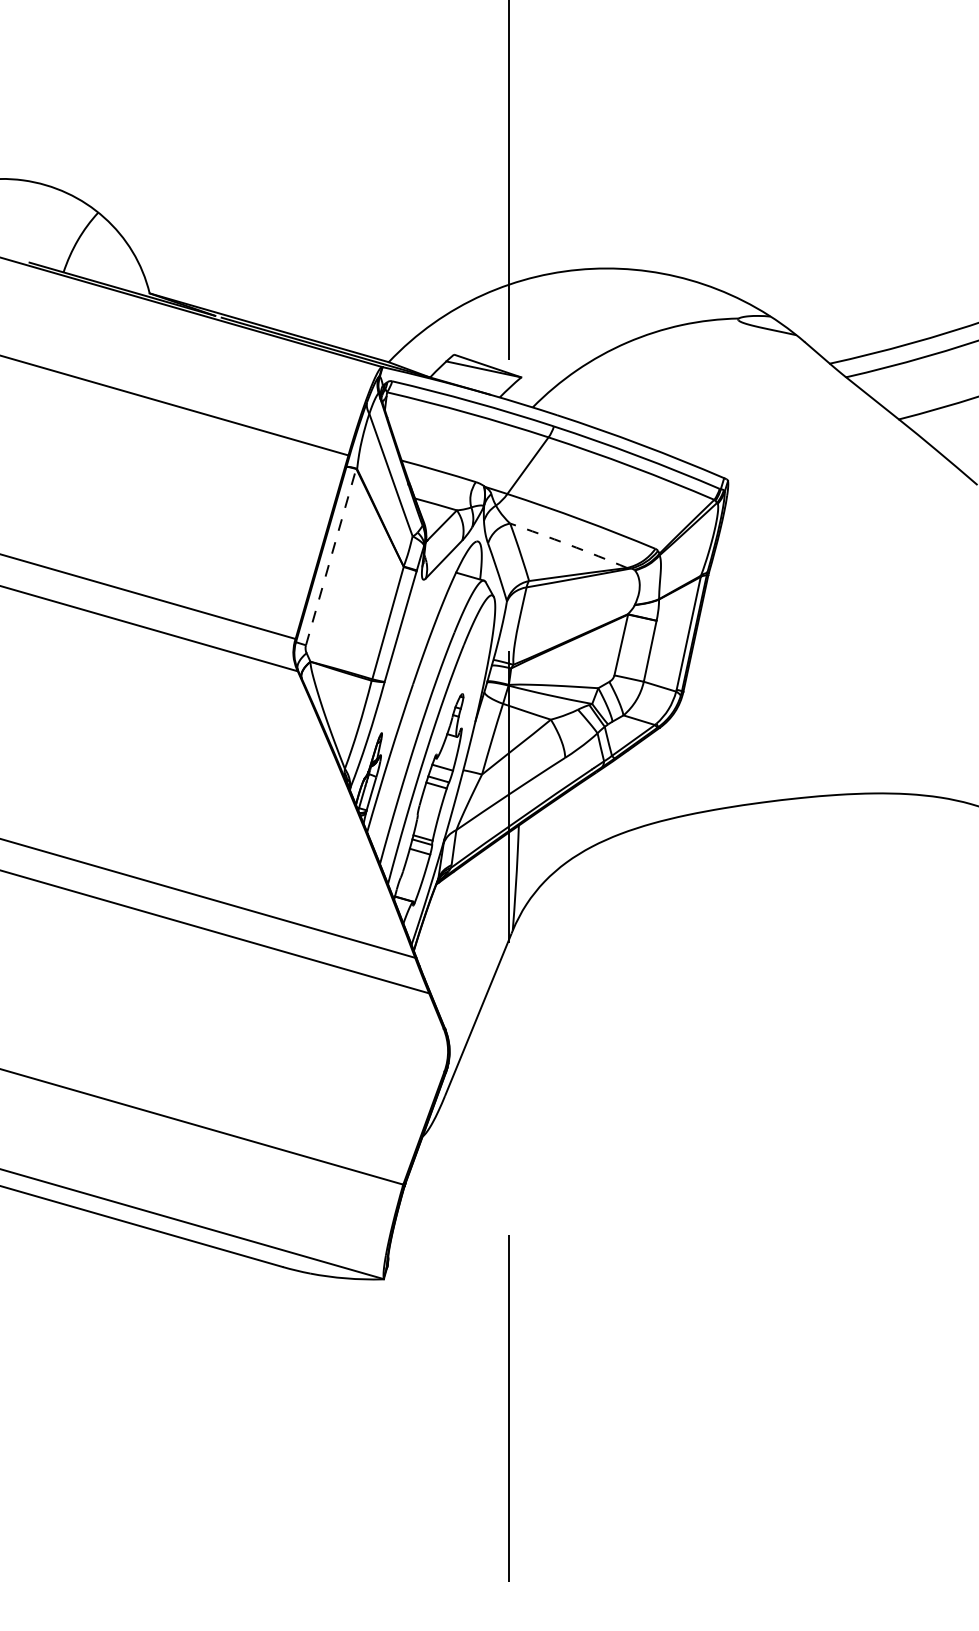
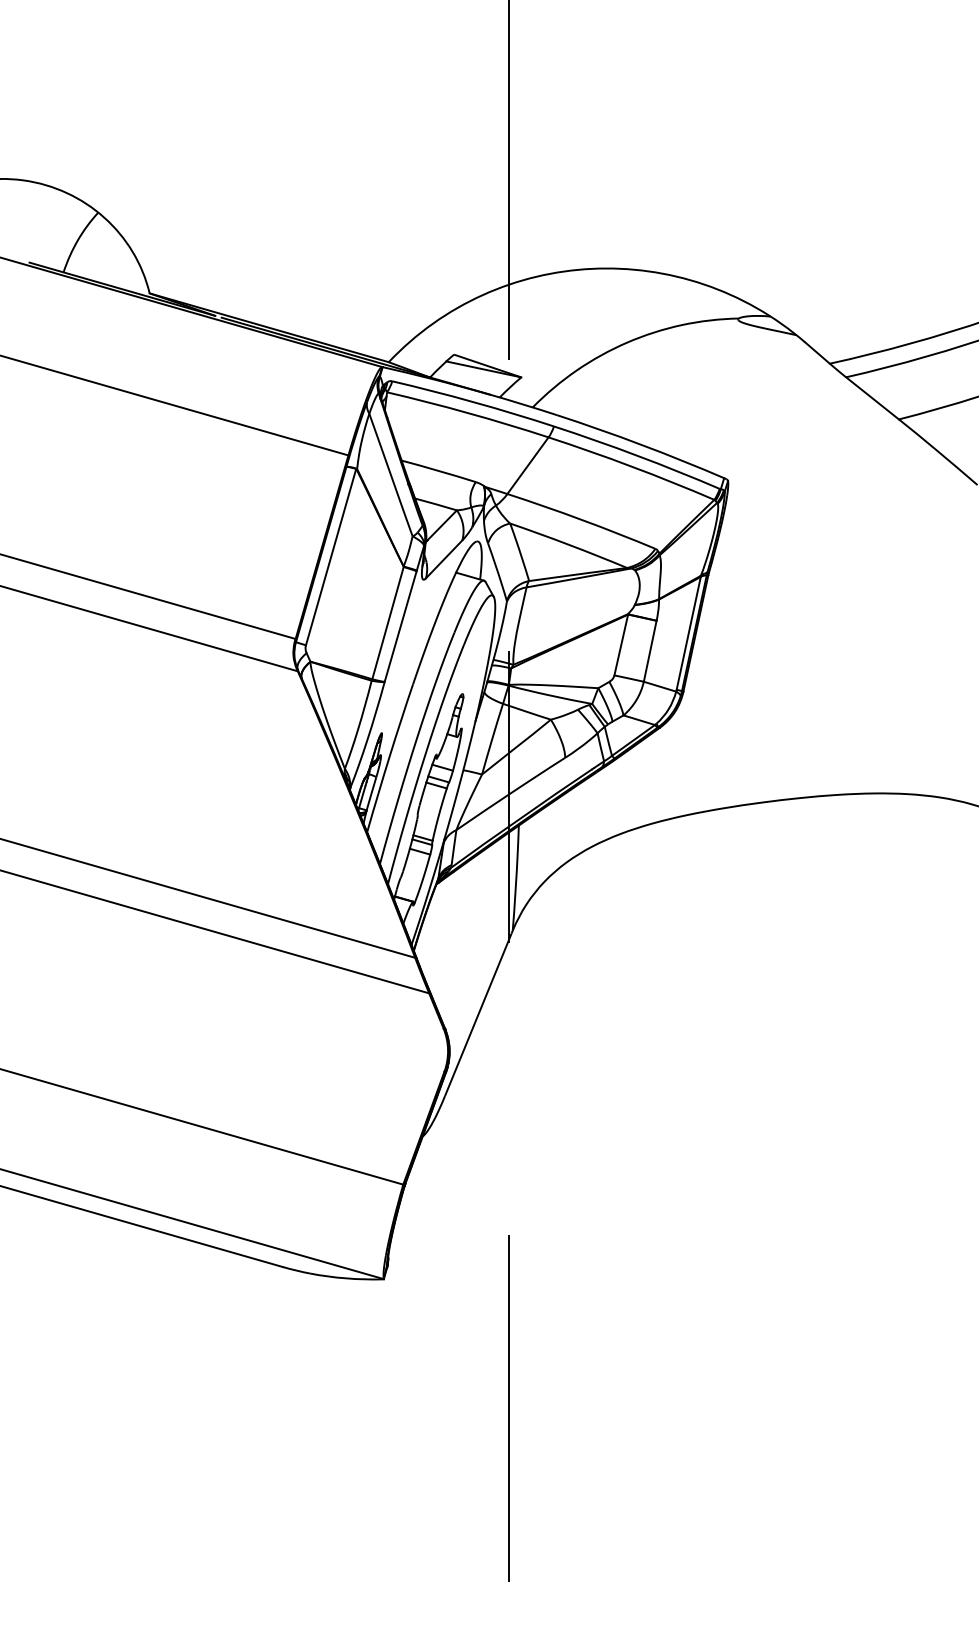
arc: dashed -> solid (569, 544)
line: dashed -> solid (331, 557)
